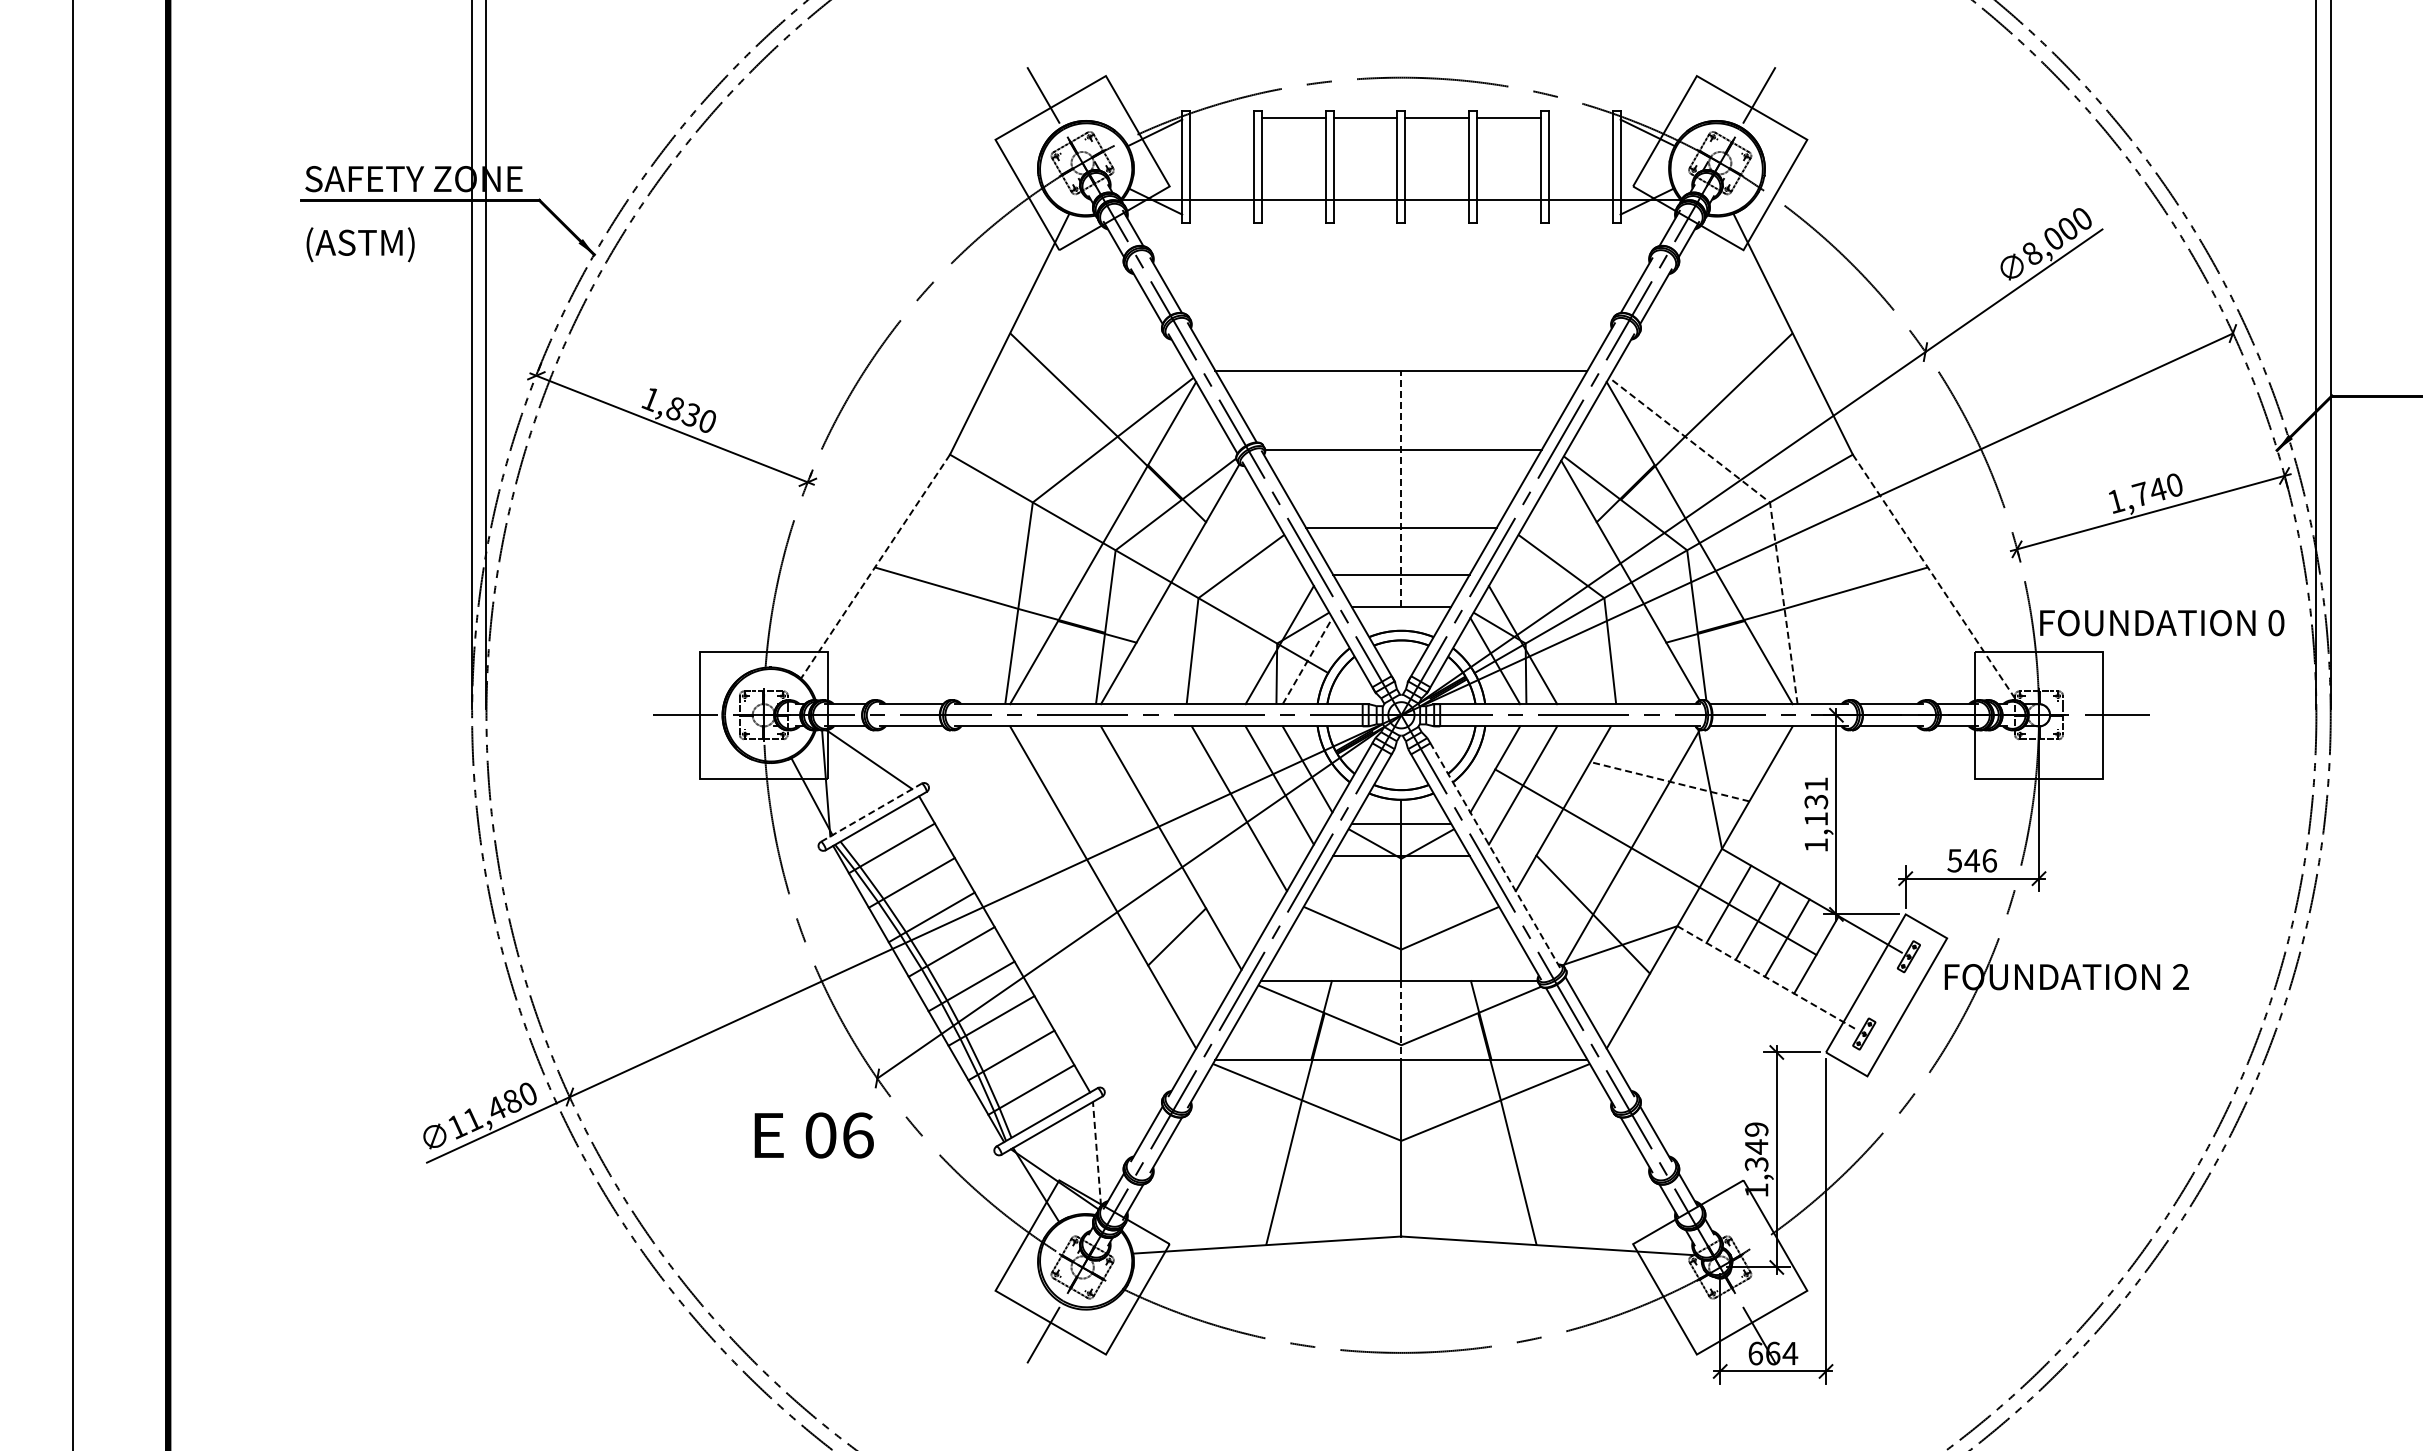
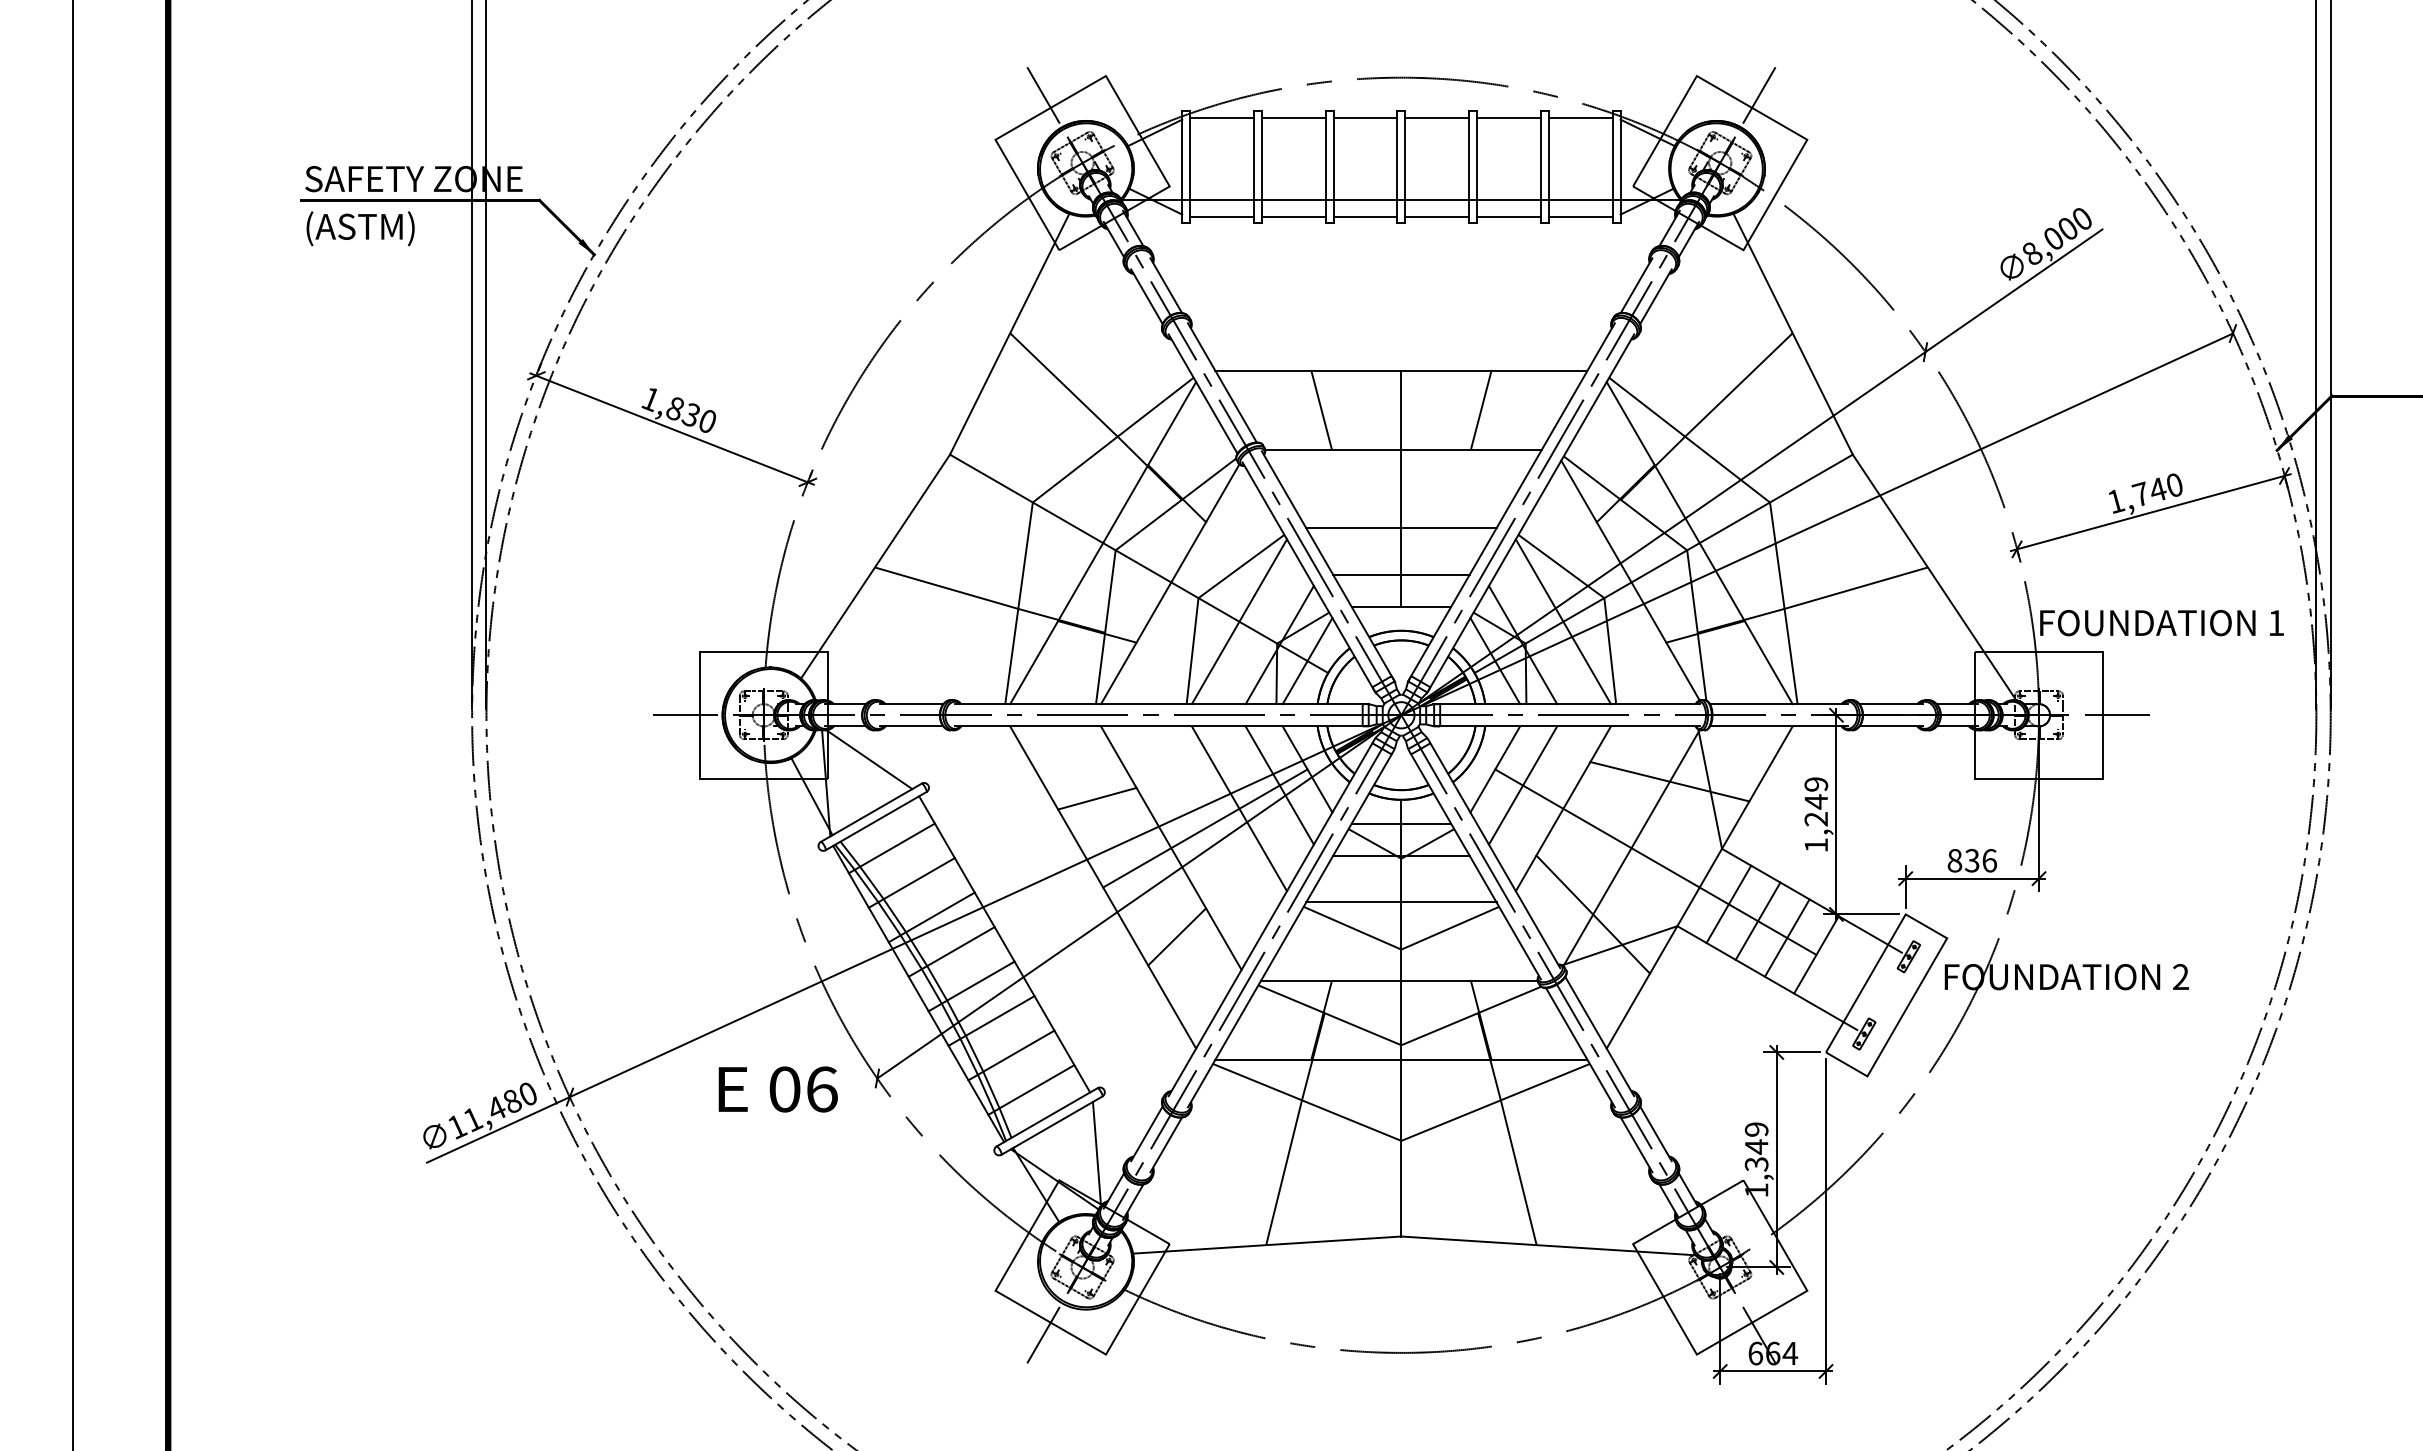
line: none -> present (1221, 117)
line: none -> present (1580, 117)
line: none -> present (1221, 216)
line: none -> present (1293, 216)
line: none -> present (1365, 216)
line: none -> present (1437, 216)
line: none -> present (1508, 216)
line: none -> present (1580, 216)
text position: (360, 244) -> (360, 228) (360, 228)
line: none -> present (1321, 409)
line: none -> present (1480, 409)
line: dashed -> solid (1401, 488)
line: dashed -> solid (1770, 502)
line: dashed -> solid (875, 567)
line: dashed -> solid (1934, 577)
line: none -> present (1239, 621)
line: none -> present (1562, 621)
text: 0 -> 1 (2276, 623)
line: dashed -> solid (1307, 661)
line: dashed -> solid (1669, 781)
line: none -> present (1097, 798)
text: 1,131 -> 1,249 (1816, 801)
line: dashed -> solid (871, 812)
line: none -> present (1205, 828)
line: dashed -> solid (1495, 855)
text: 546 -> 836 (1963, 860)
line: none -> present (1401, 902)
line: dashed -> solid (1767, 978)
line: dashed -> solid (1401, 1020)
text position: (813, 1135) -> (777, 1089) (777, 1089)
line: dashed -> solid (1097, 1153)
